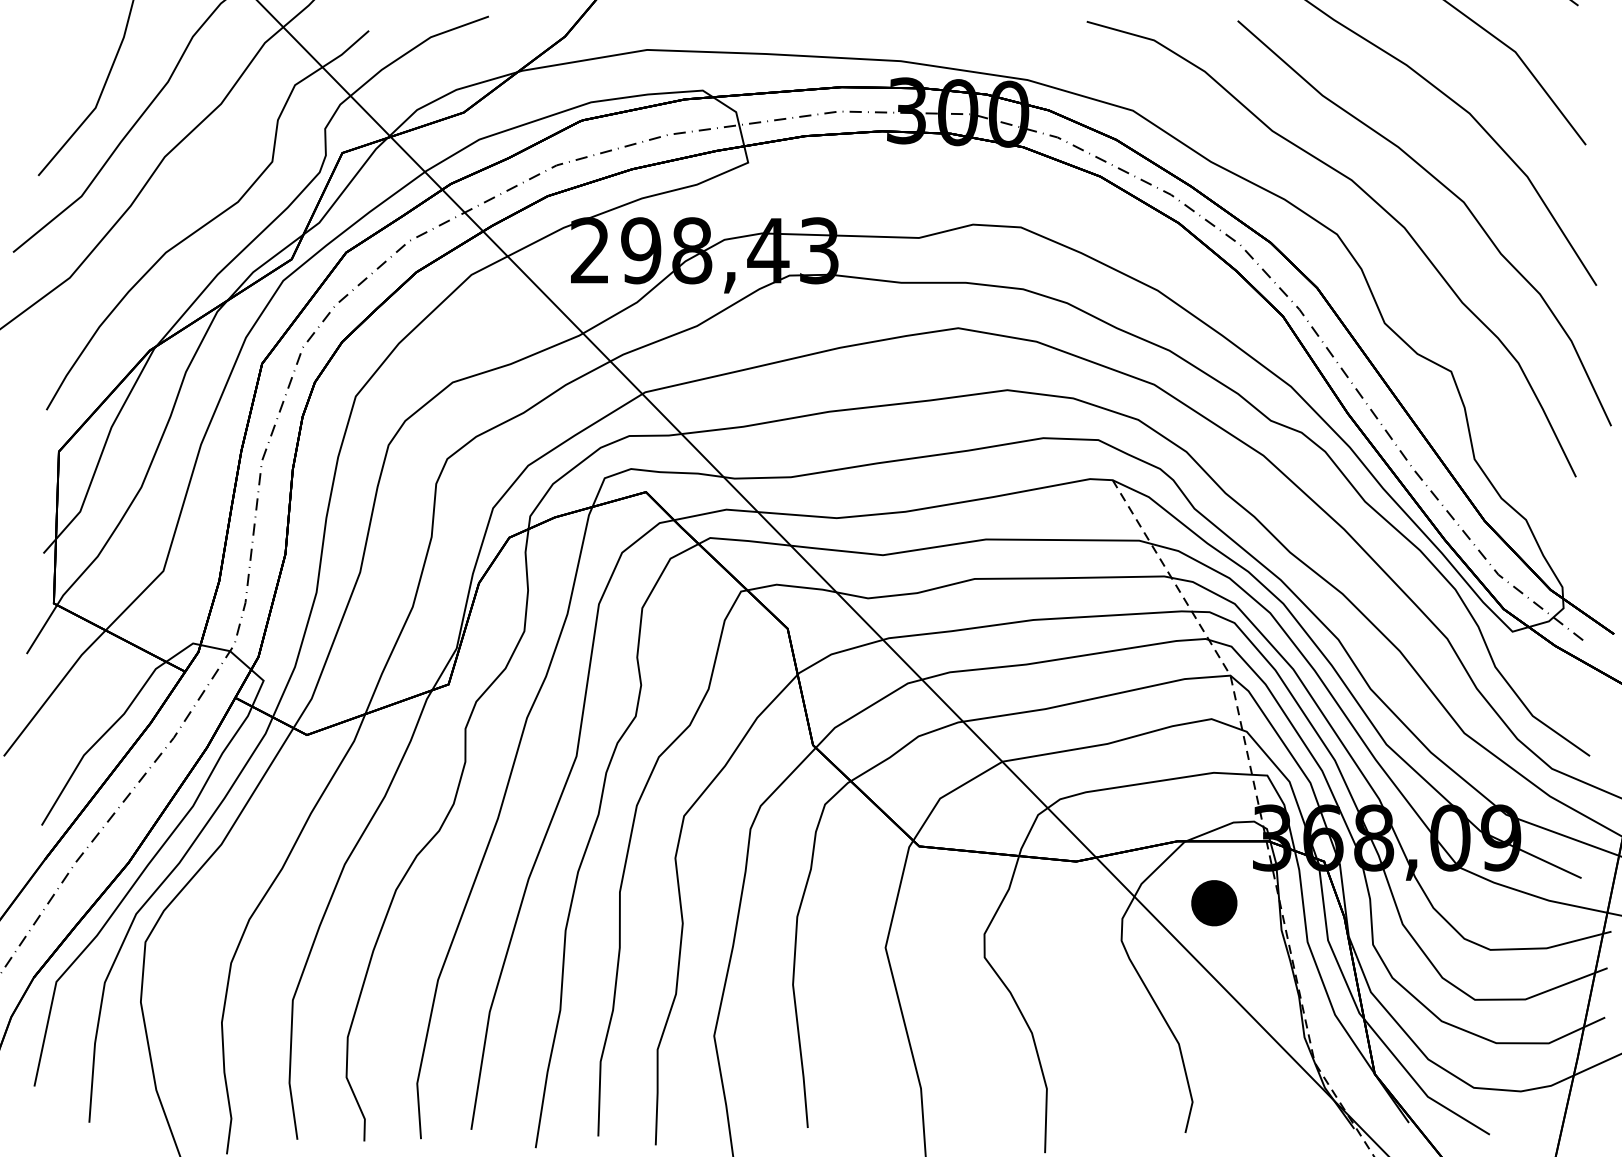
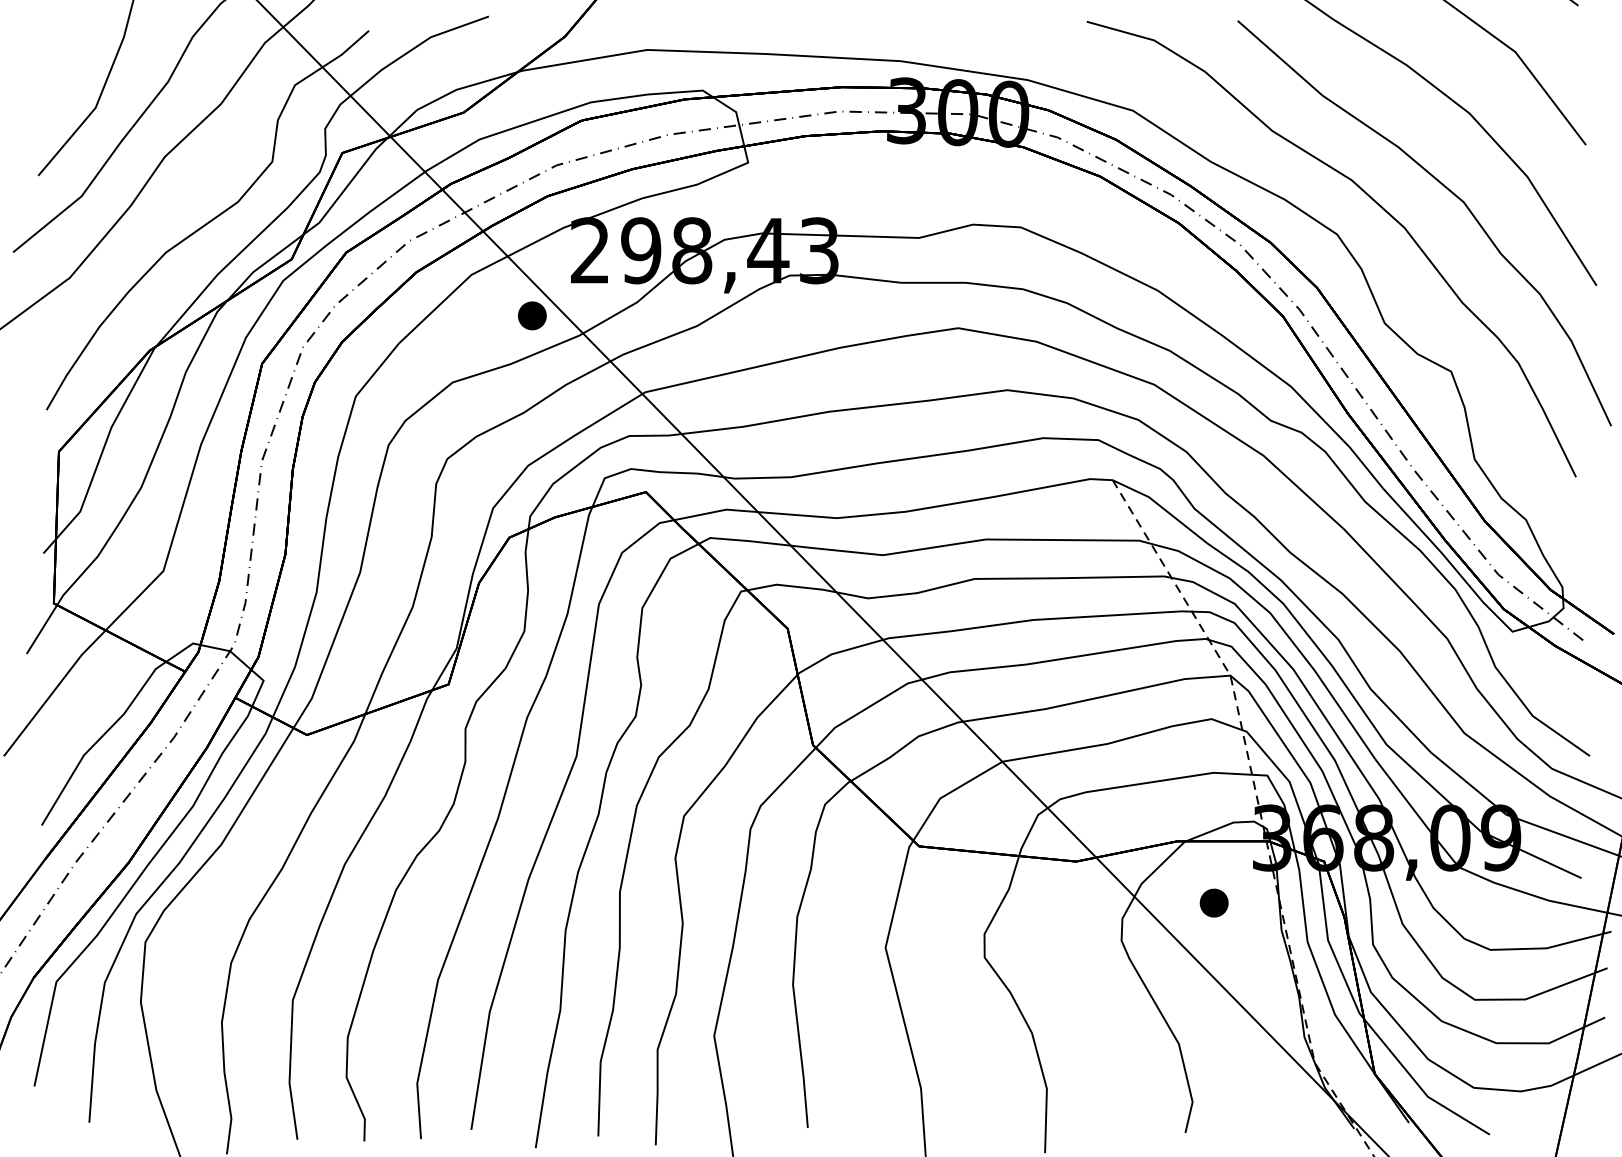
part: none -> present (532, 315)
part size: 47x47 px -> 30x30 px (1213, 902)
